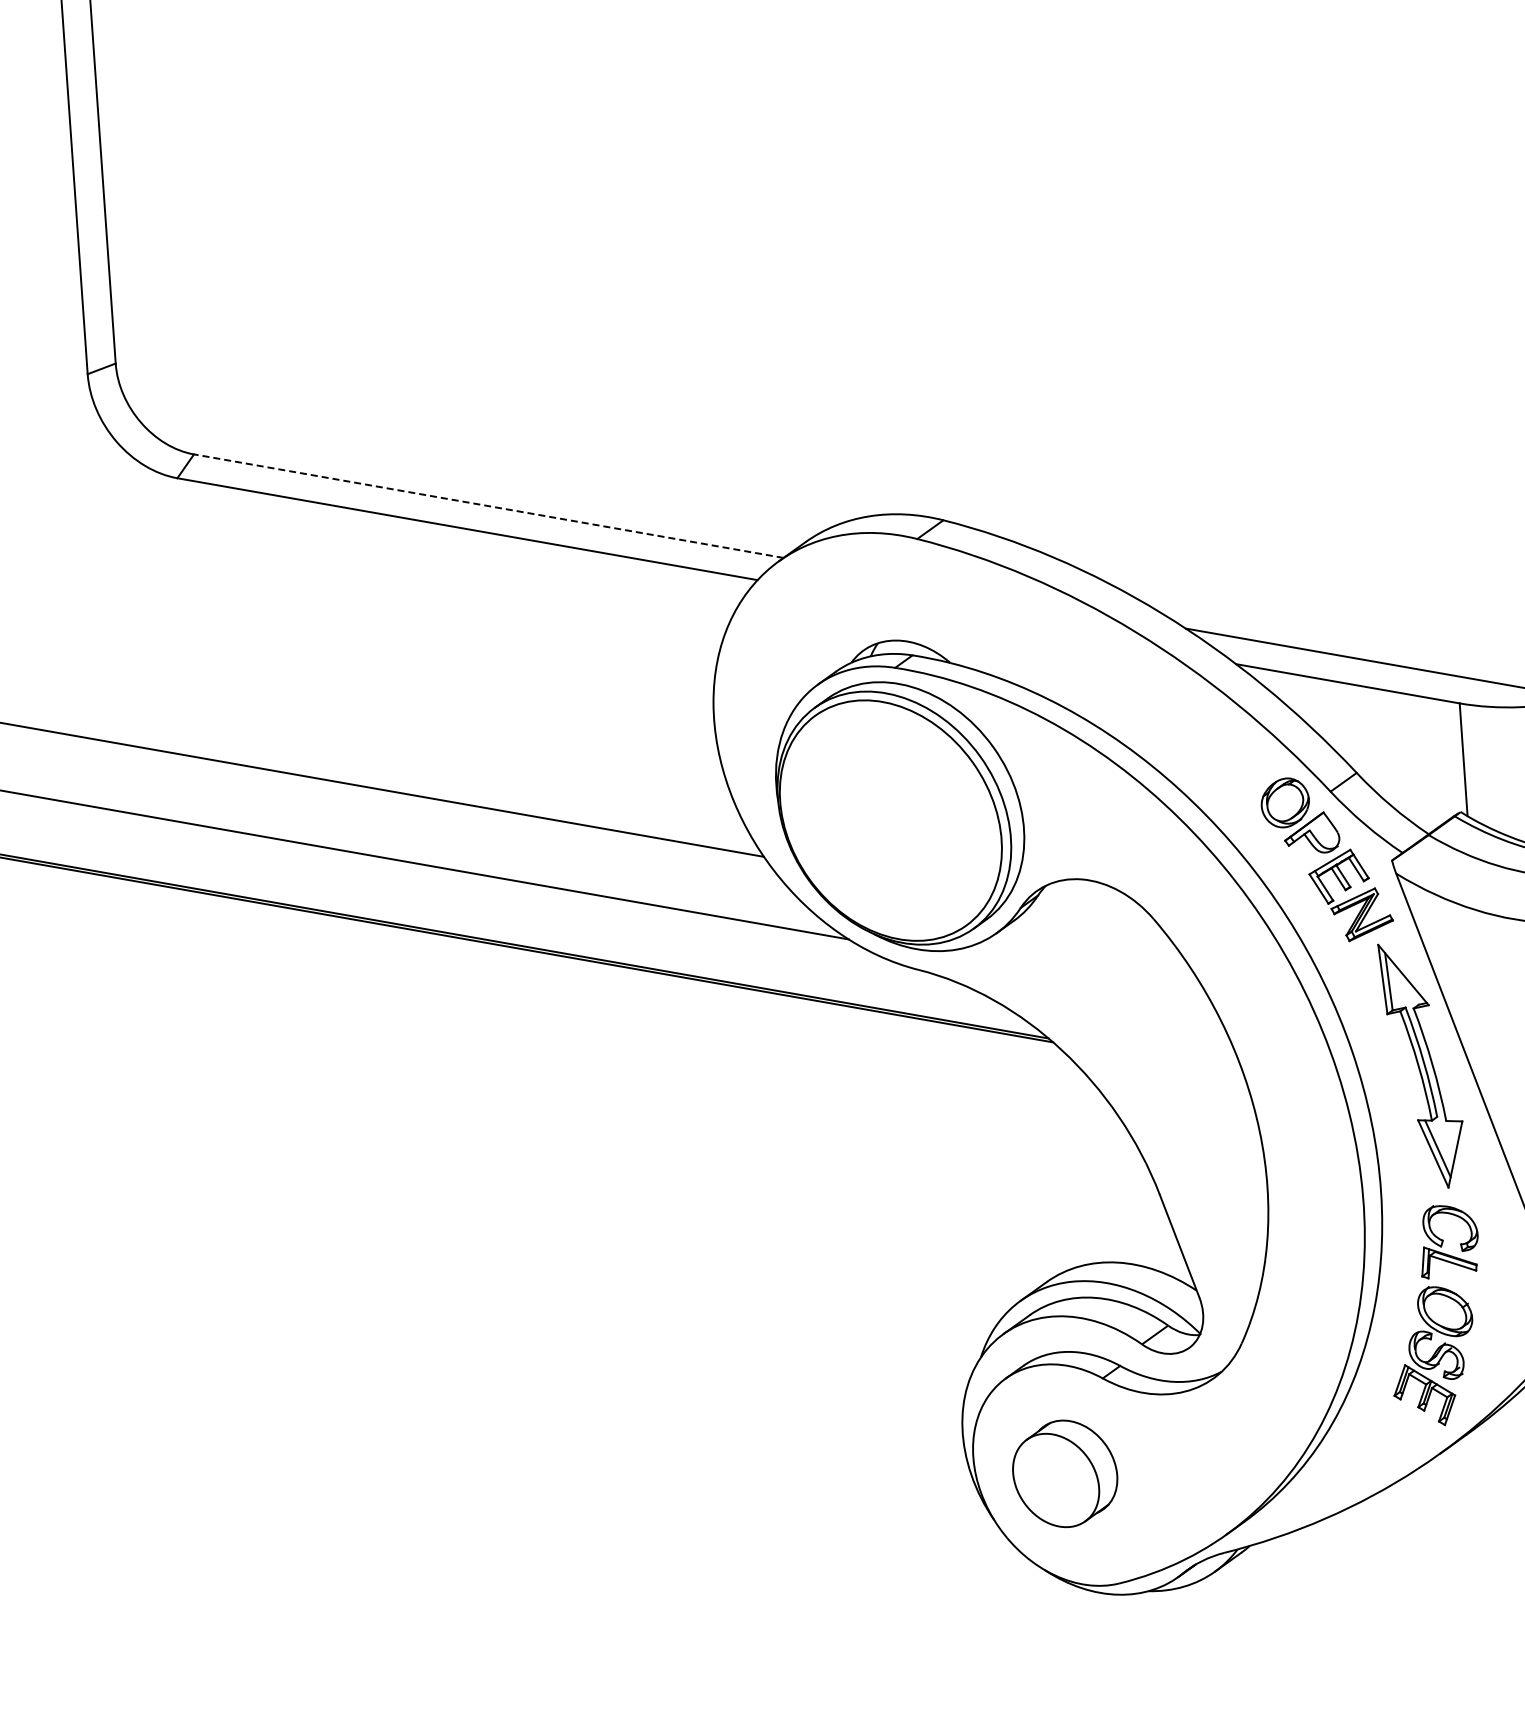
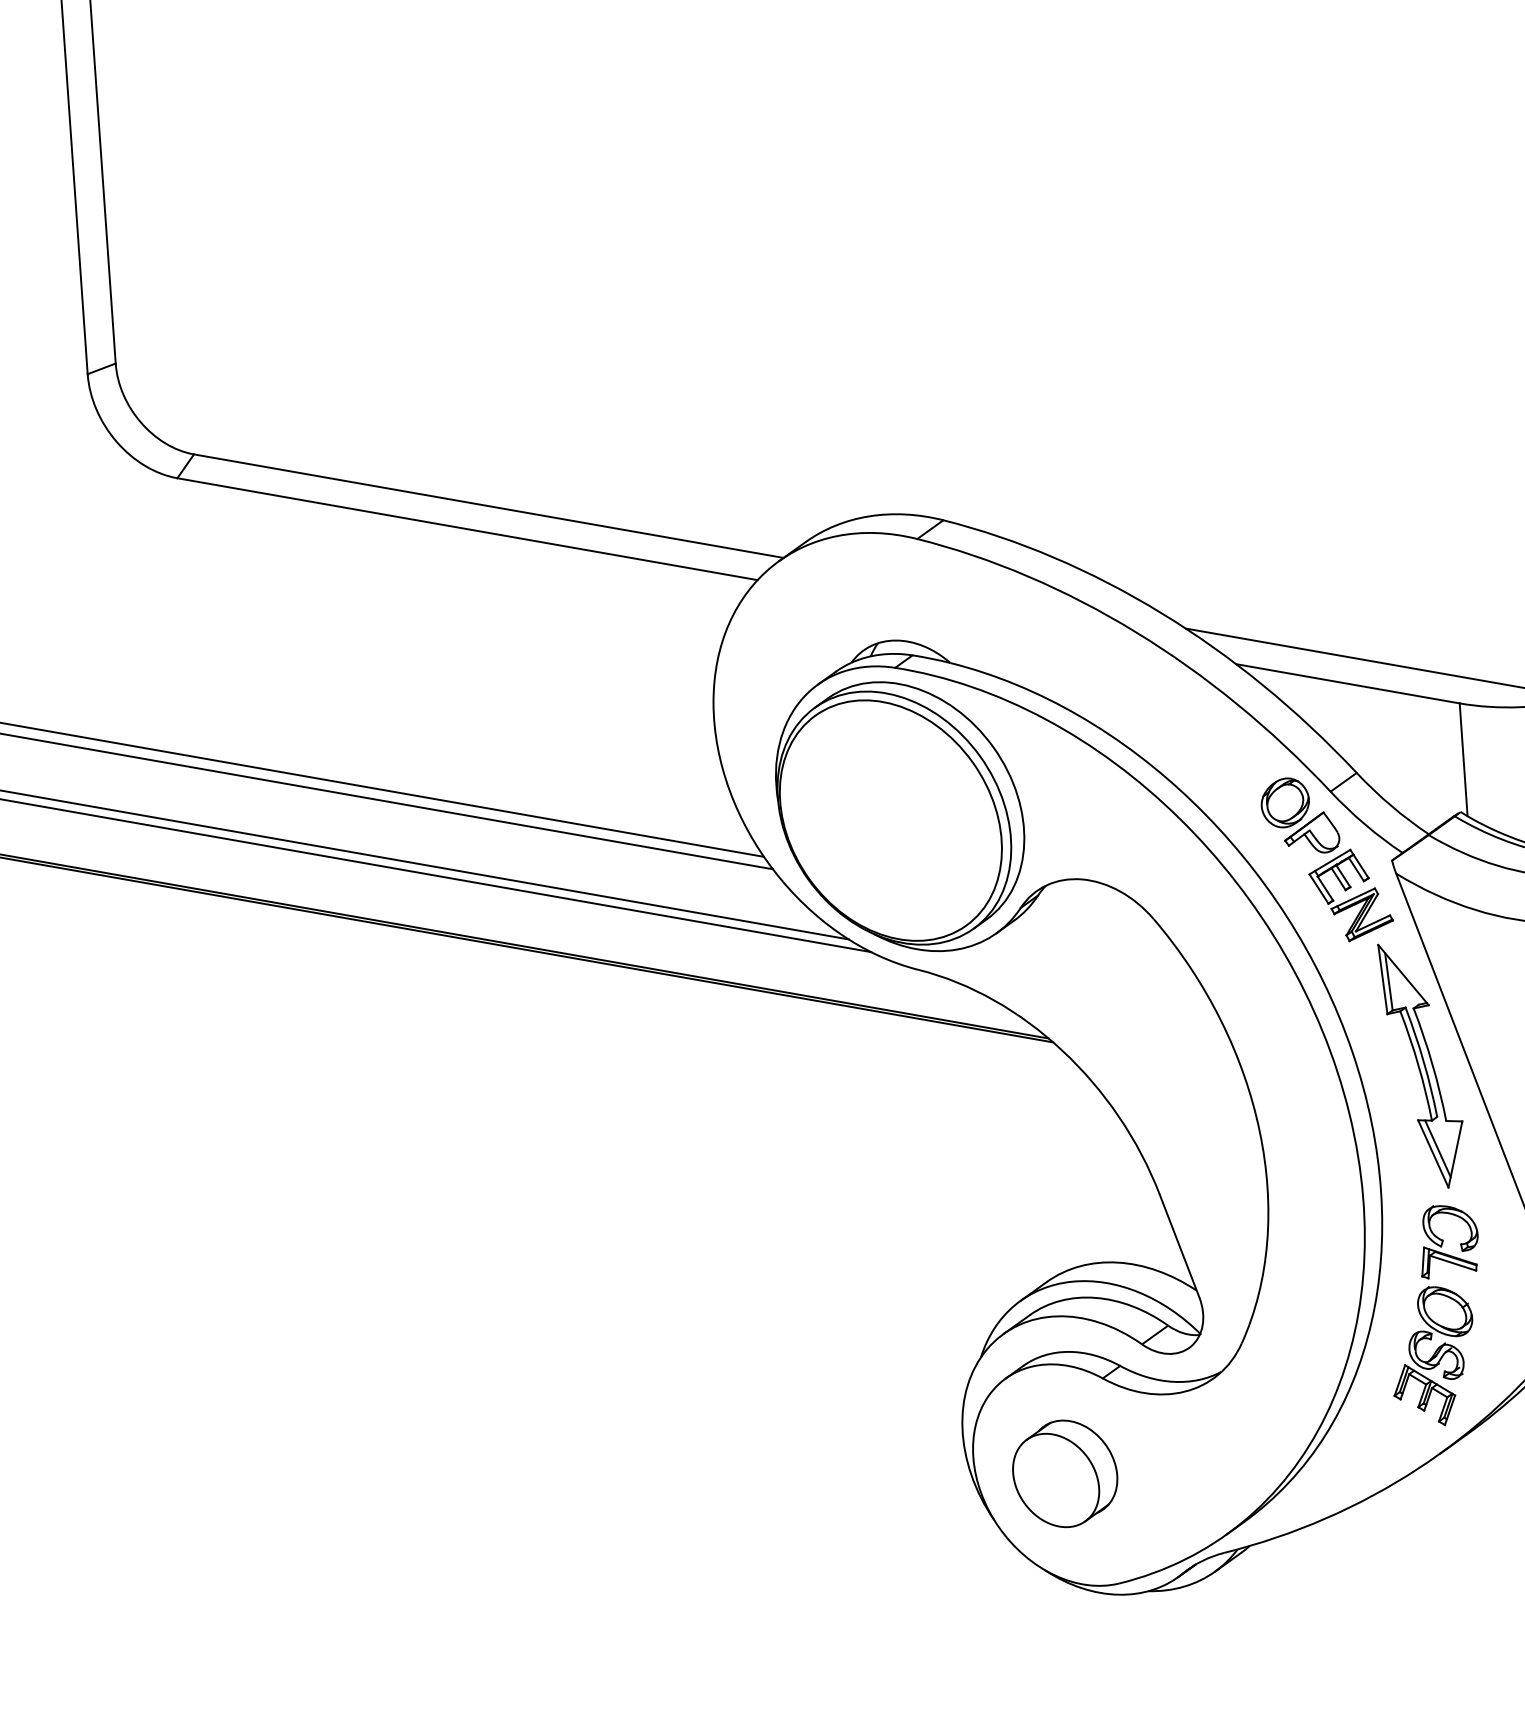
line: dashed -> solid (488, 506)
line: none -> present (387, 801)
line: none -> present (436, 875)
